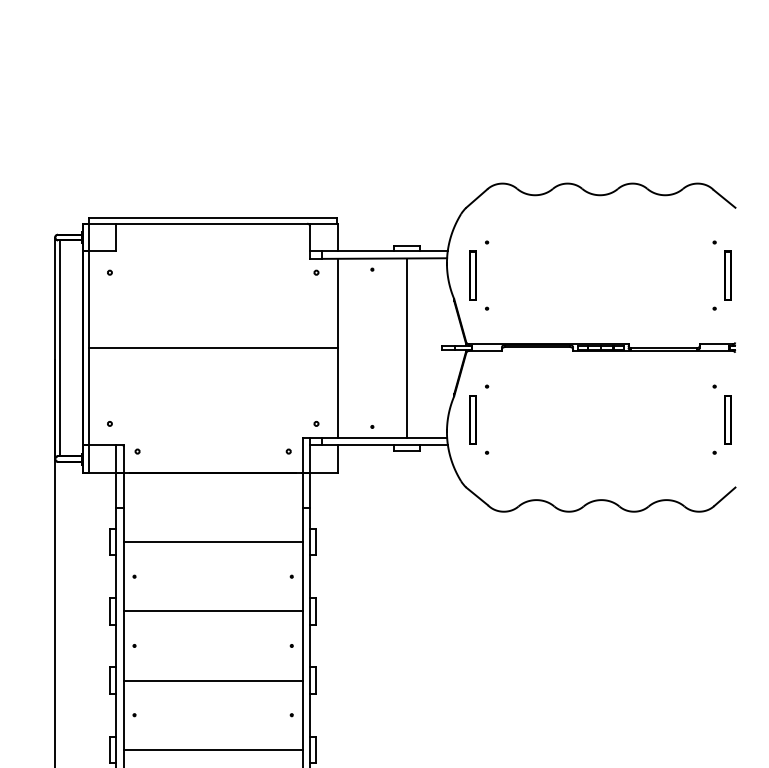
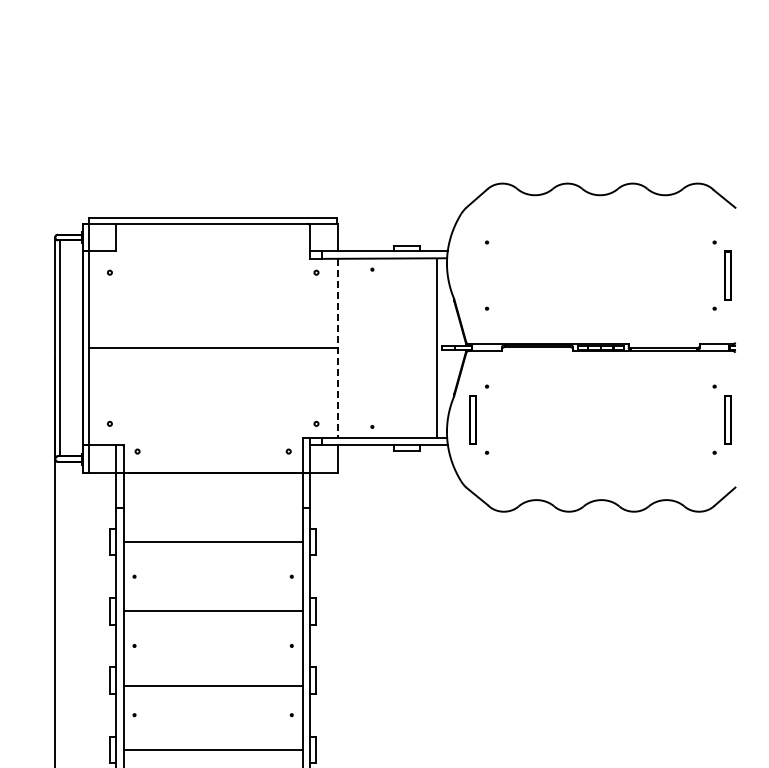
part: present -> none (472, 275)
line position: (407, 347) -> (437, 347) (437, 347)
line: solid -> dashed (337, 348)
line position: (212, 680) -> (212, 685) (212, 685)
